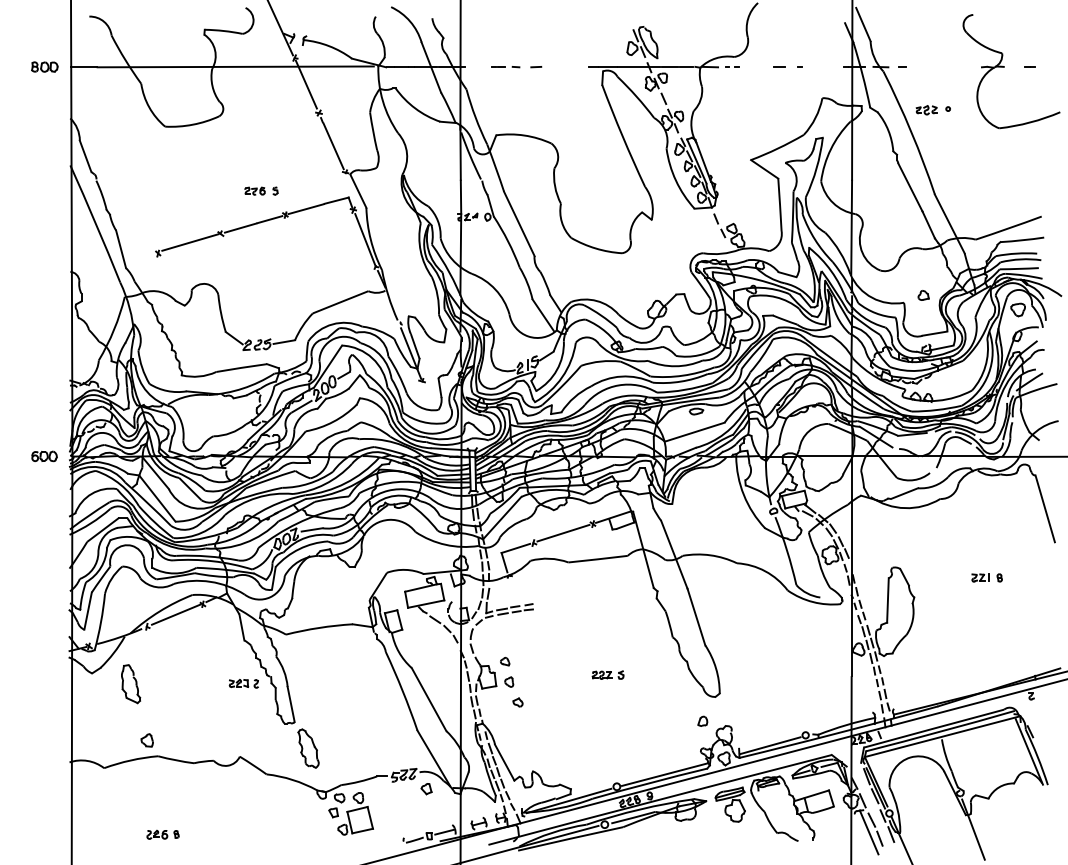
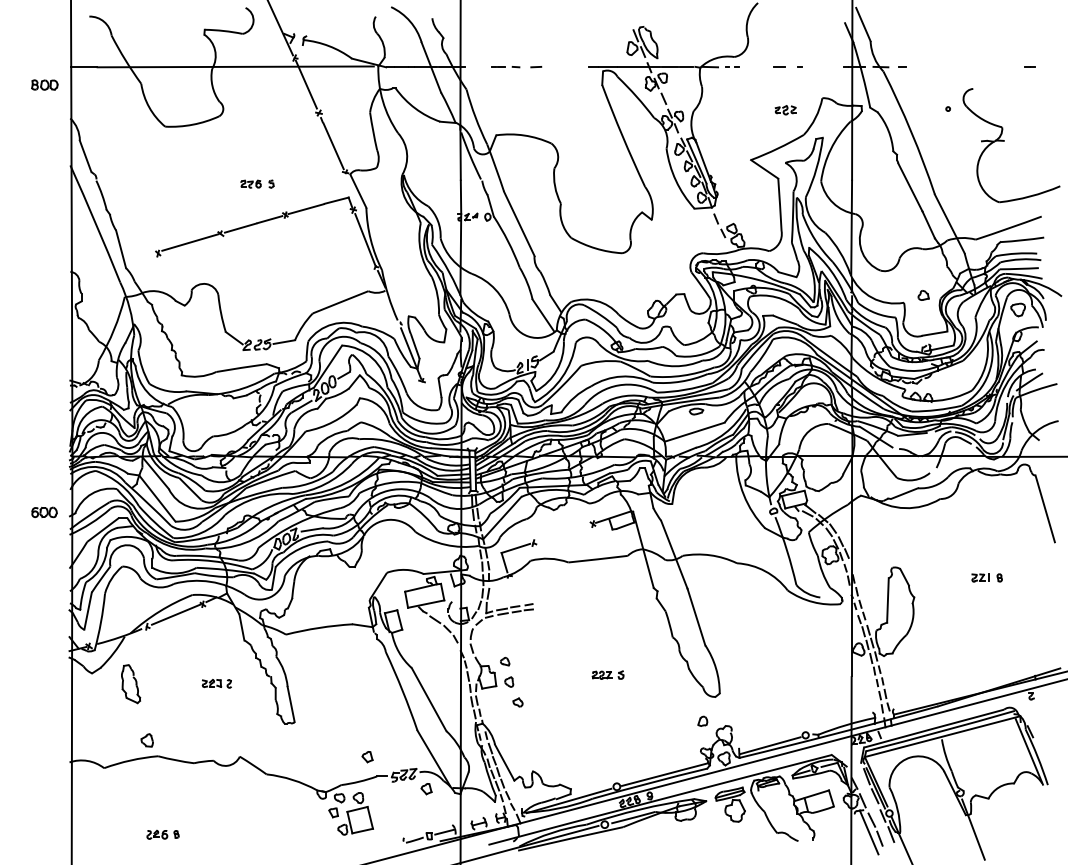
part position: (44, 66) -> (44, 84) (44, 84)
part position: (1004, 67) -> (1004, 141) (1004, 141)
part position: (926, 110) -> (785, 110) (785, 110)
part position: (261, 190) -> (257, 183) (257, 183)
part position: (44, 456) -> (44, 512) (44, 512)
line: present -> none (563, 532)
part position: (243, 683) -> (216, 683) (216, 683)
part: present -> none (308, 748)
part: none -> present (367, 757)
